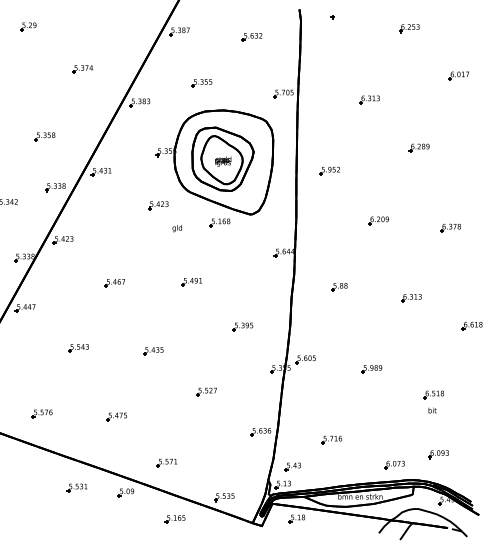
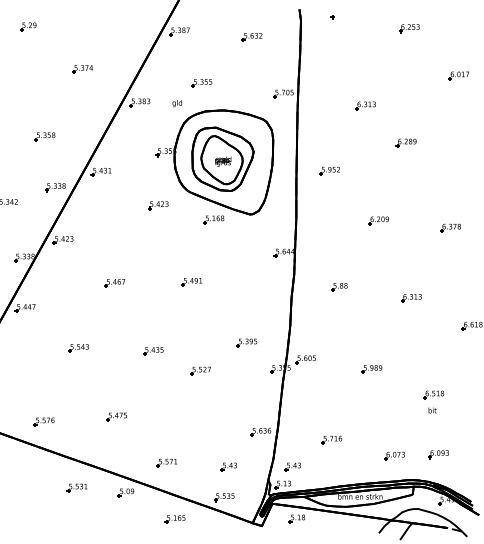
part position: (369, 99) -> (365, 105) (365, 105)
part position: (418, 147) -> (405, 142) (405, 142)
part position: (219, 222) -> (213, 219) (213, 219)
text position: (176, 228) -> (176, 103) (176, 103)
part position: (242, 326) -> (246, 342) (246, 342)
part position: (206, 391) -> (200, 370) (200, 370)
part position: (41, 413) -> (43, 421) (43, 421)
part position: (394, 464) -> (394, 455) (394, 455)
part: none -> present (228, 466)
